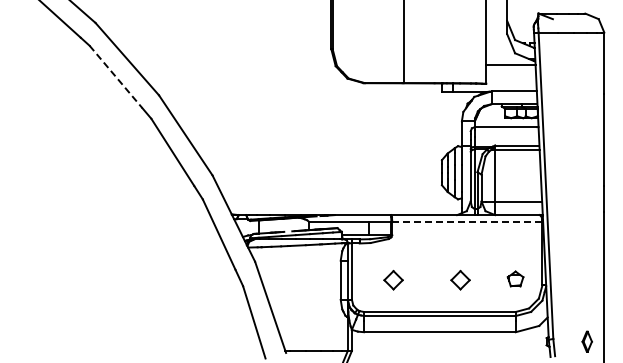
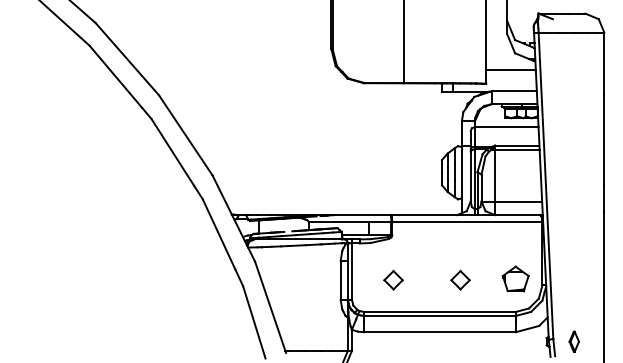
line position: (510, 65) -> (510, 70) (510, 70)
line: dashed -> solid (116, 76)
line: dashed -> solid (466, 221)
part size: 19x18 px -> 29x28 px (515, 278)
part position: (586, 341) -> (573, 341) (573, 341)
